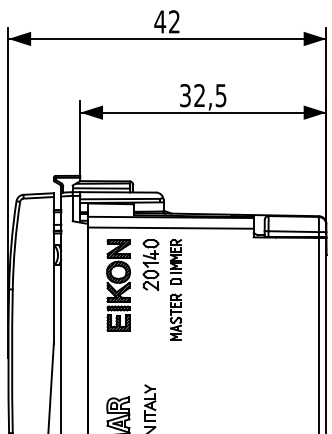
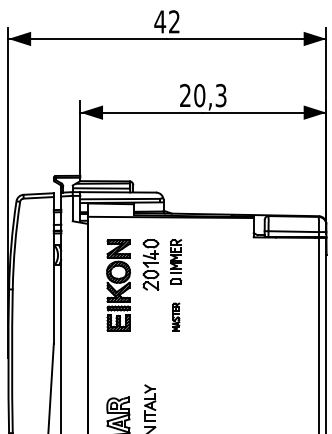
text: 32,5 -> 20,3 (203, 95)
line: present -> none (170, 227)
part size: 13x48 px -> 9x30 px (176, 316)
